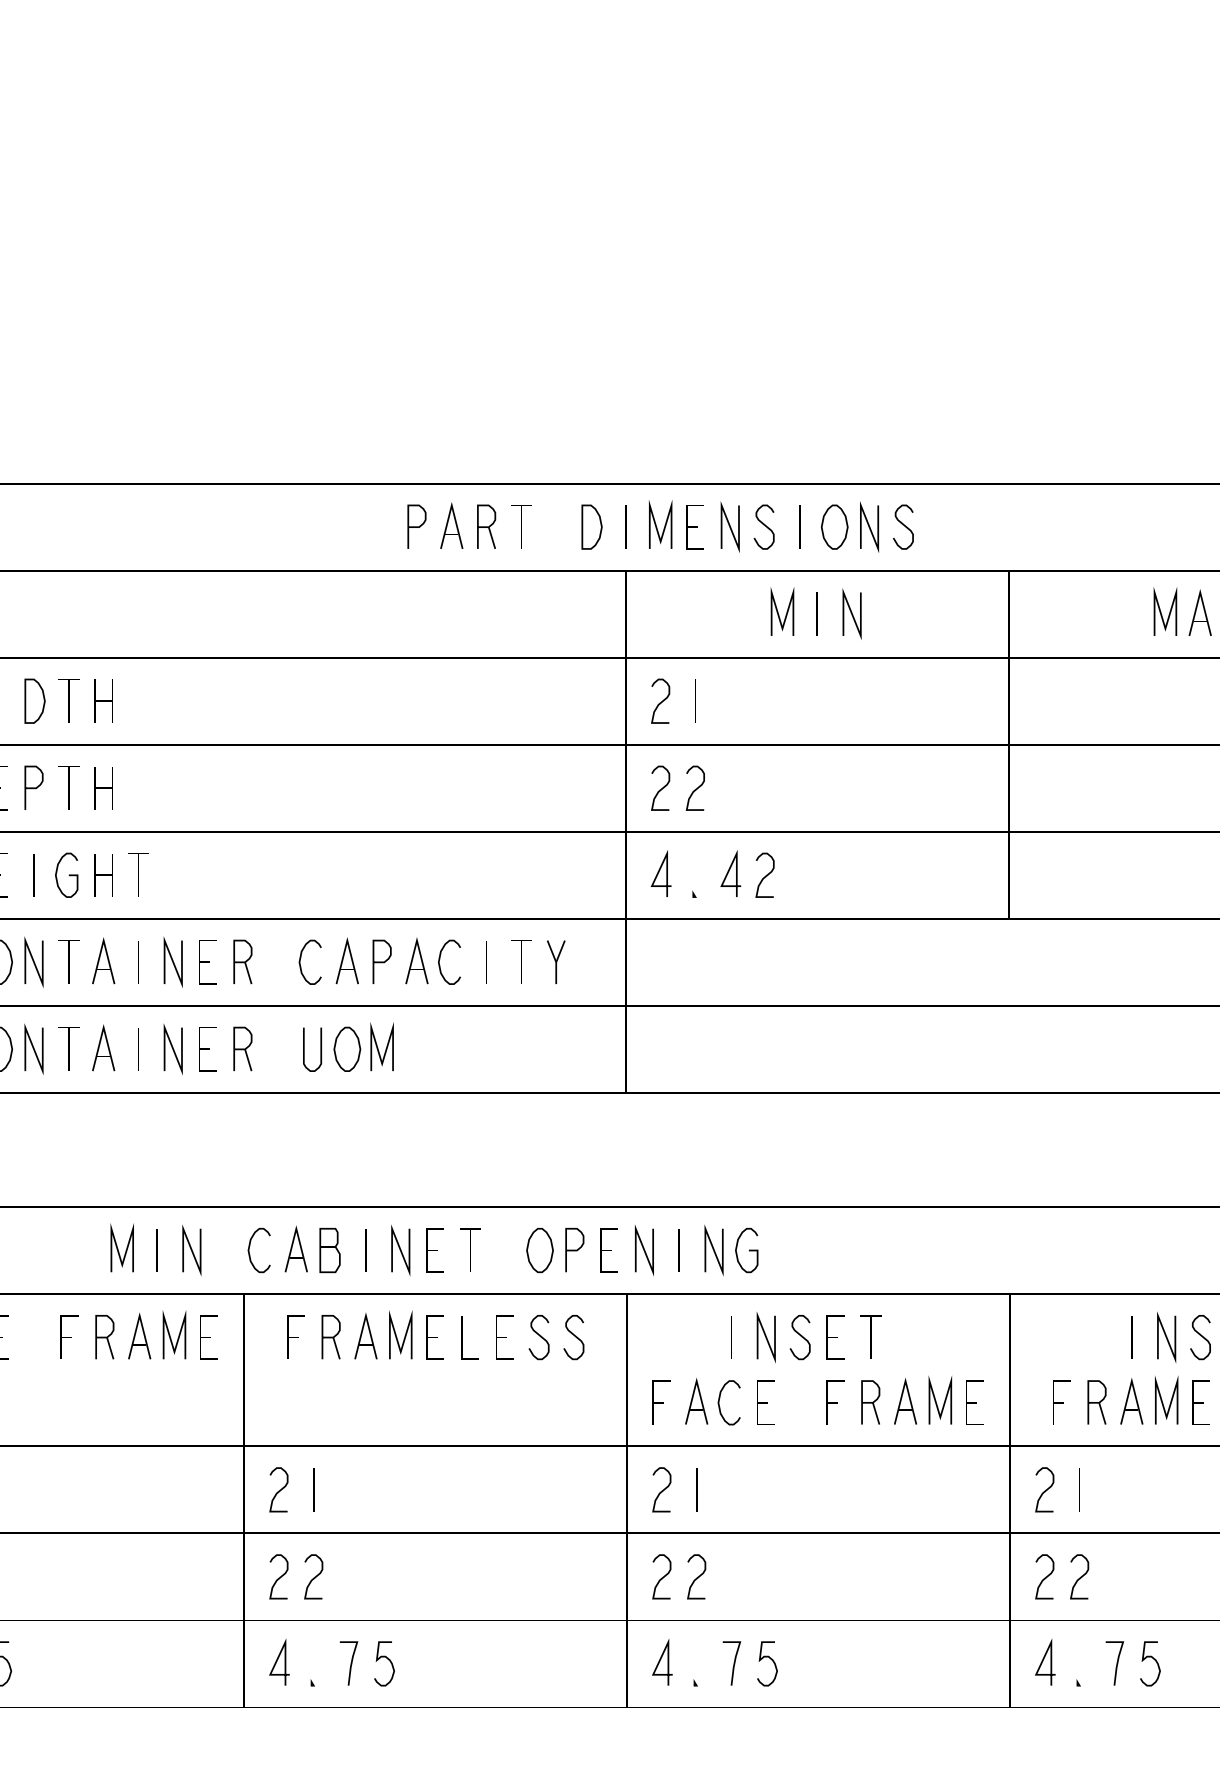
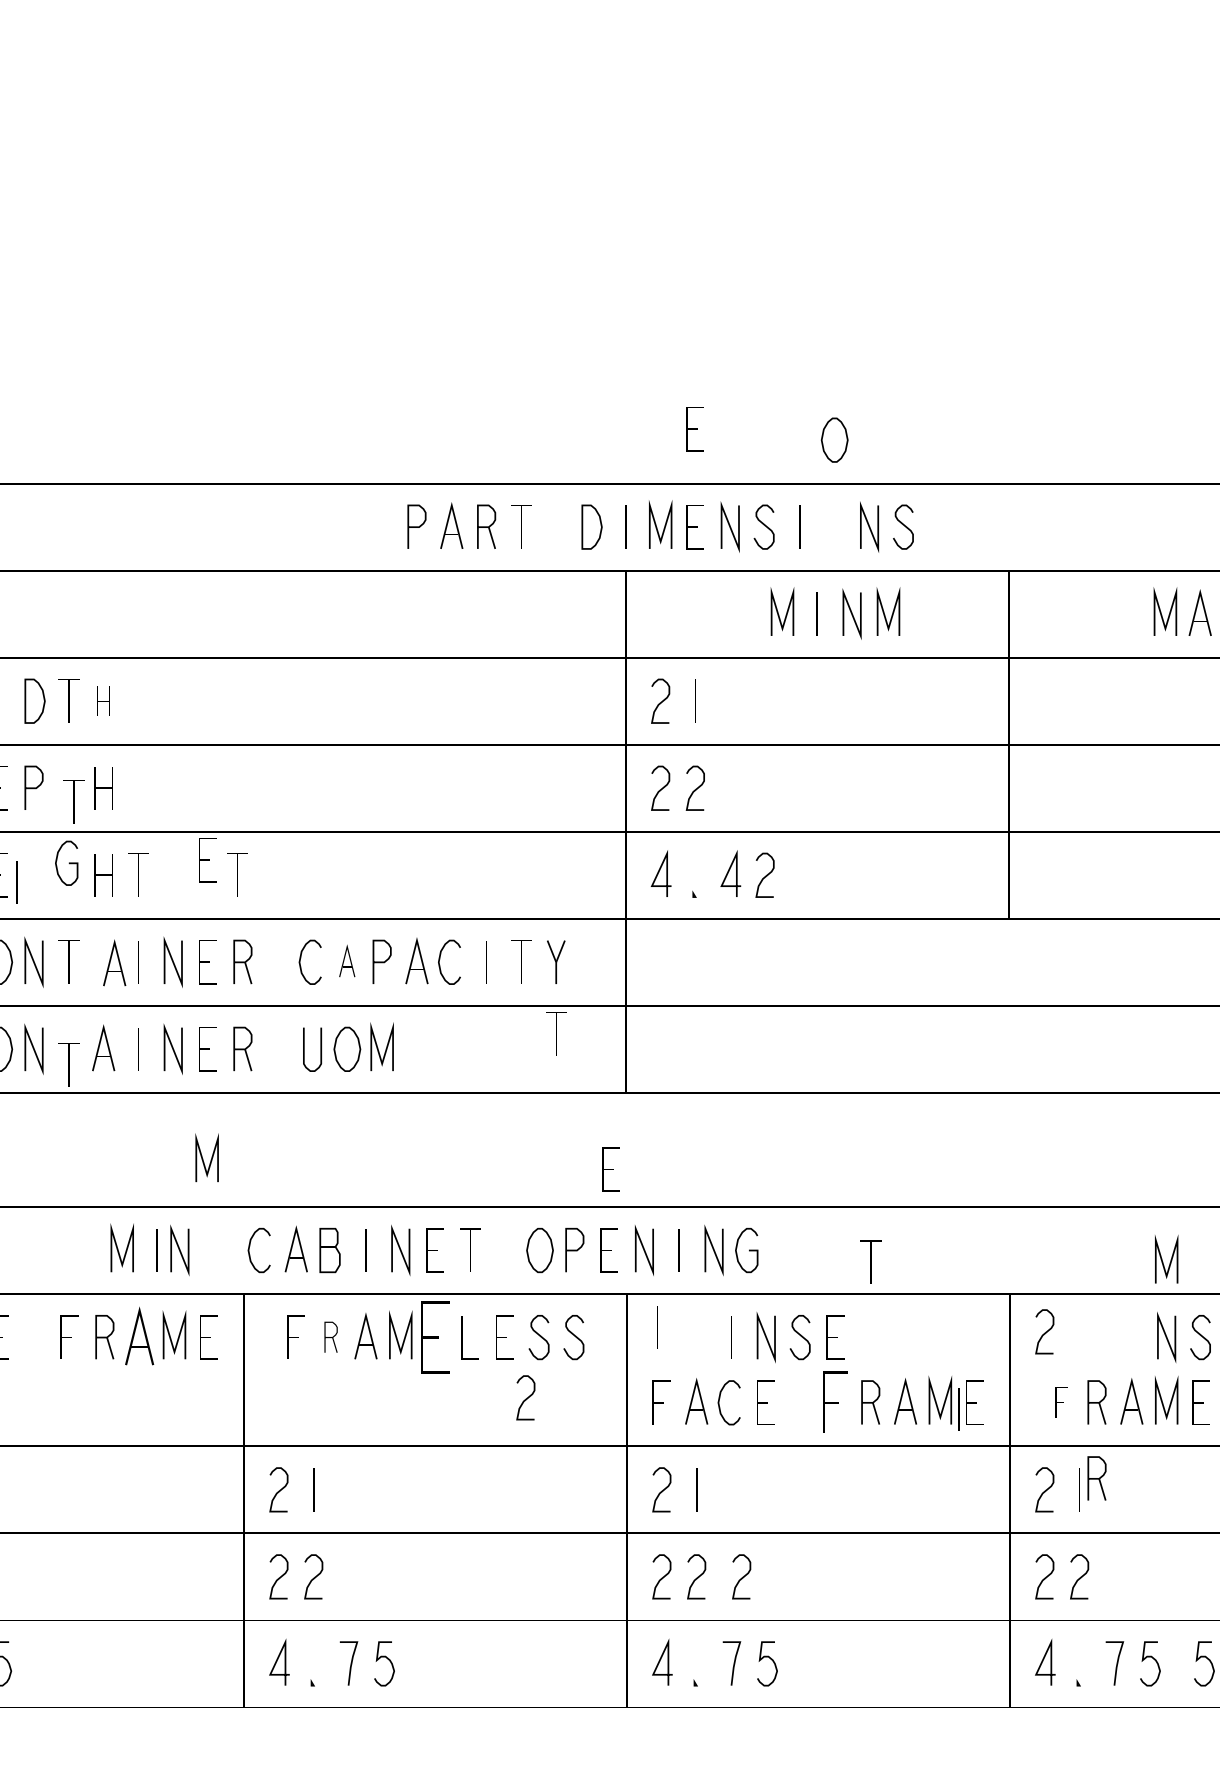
part: none -> present (694, 429)
part position: (834, 526) -> (834, 439) (834, 439)
line: none -> present (884, 611)
part size: 19x44 px -> 13x30 px (103, 700)
part position: (68, 787) -> (73, 801) (73, 801)
part: none -> present (207, 860)
part: none -> present (237, 874)
line position: (33, 875) -> (16, 882) (16, 882)
curve position: (68, 875) -> (68, 863) (68, 863)
part position: (103, 960) -> (114, 962) (114, 962)
part size: 24x48 px -> 17x34 px (347, 960)
part: none -> present (556, 1033)
part position: (68, 1048) -> (68, 1064) (68, 1064)
line: none -> present (203, 1158)
part: none -> present (610, 1169)
line position: (191, 1250) -> (179, 1250) (179, 1250)
line: none -> present (1162, 1259)
line: none -> present (657, 1327)
curve: none -> present (1045, 1331)
part size: 24x48 px -> 30x60 px (139, 1335)
part position: (870, 1336) -> (870, 1261) (870, 1261)
part size: 20x45 px -> 14x32 px (330, 1336)
part size: 18x45 px -> 29x73 px (435, 1337)
line position: (1131, 1337) -> (958, 1409) (958, 1409)
curve: none -> present (525, 1398)
part size: 19x45 px -> 25x62 px (835, 1401)
part size: 18x45 px -> 13x31 px (1061, 1402)
part: none -> present (1096, 1478)
curve: none -> present (742, 1576)
curve: none -> present (1207, 1659)
